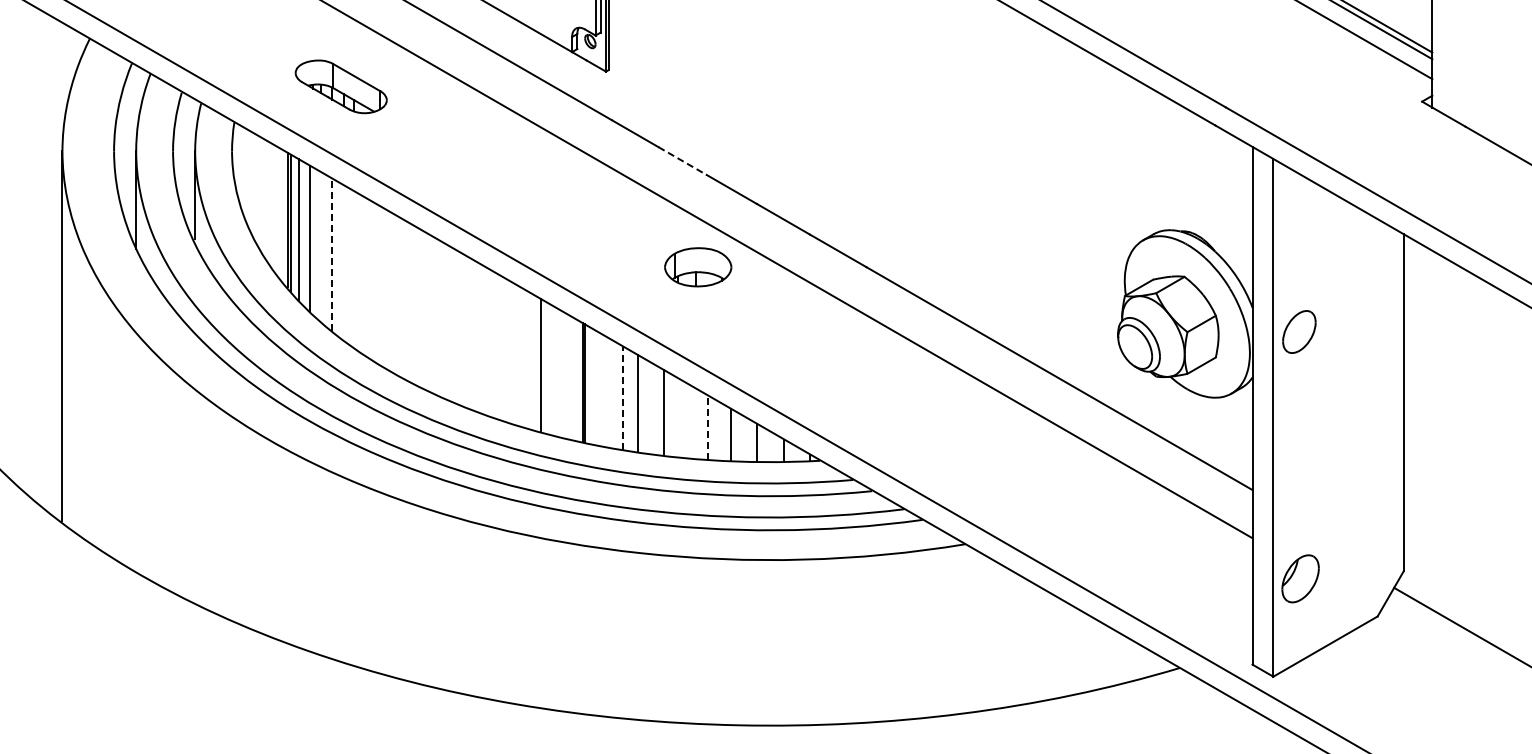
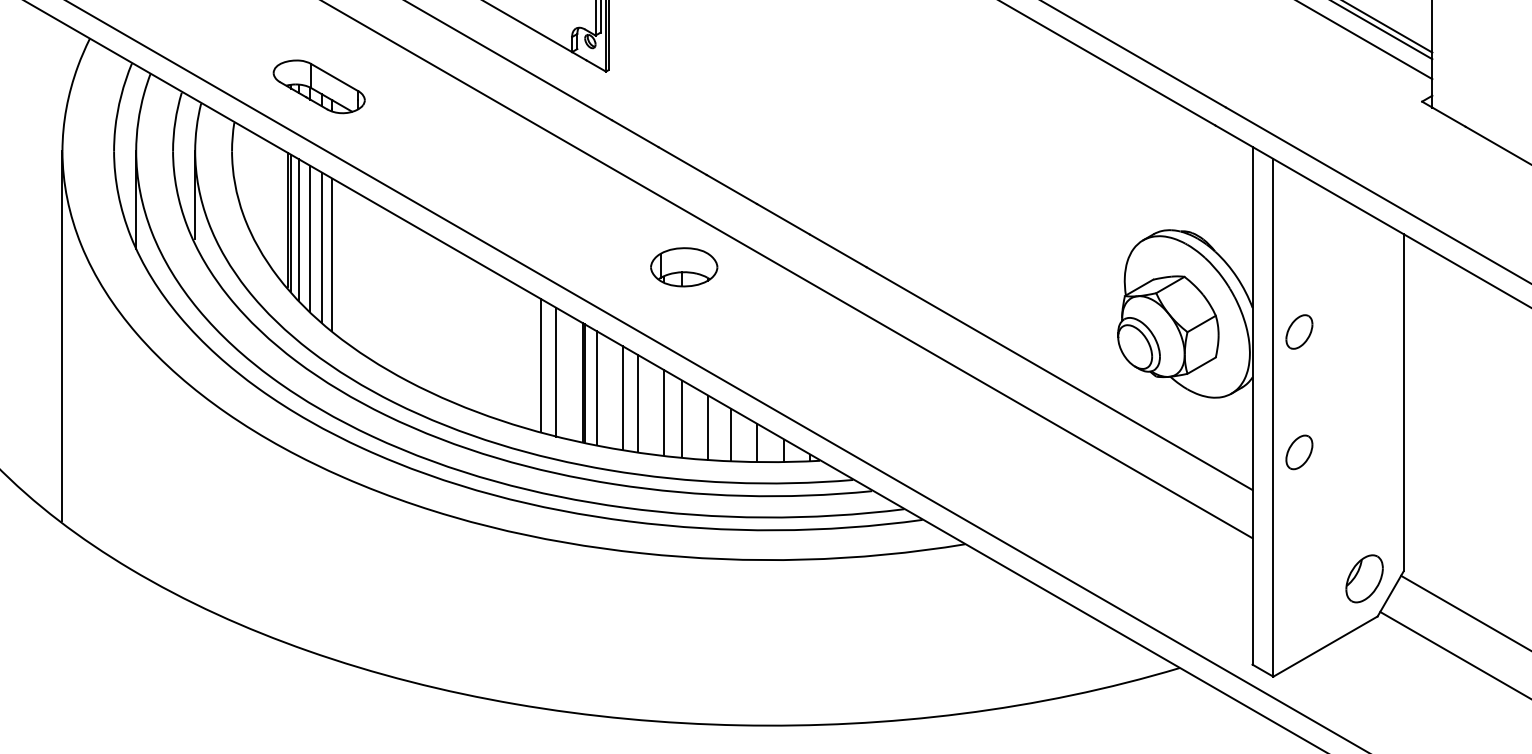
part position: (340, 86) -> (318, 86) (318, 86)
line: dashed -> solid (682, 161)
line: none -> present (321, 247)
line: dashed -> solid (332, 254)
part position: (698, 267) -> (684, 267) (684, 267)
part size: 35x44 px -> 29x36 px (1299, 331)
line: none -> present (556, 371)
line: none -> present (597, 387)
line: dashed -> solid (623, 398)
line: none -> present (682, 418)
line: dashed -> solid (708, 427)
part: none -> present (1299, 452)
part position: (1300, 578) -> (1364, 578) (1364, 578)
line position: (1461, 626) -> (1464, 612) (1464, 612)
line: none -> present (1454, 654)
